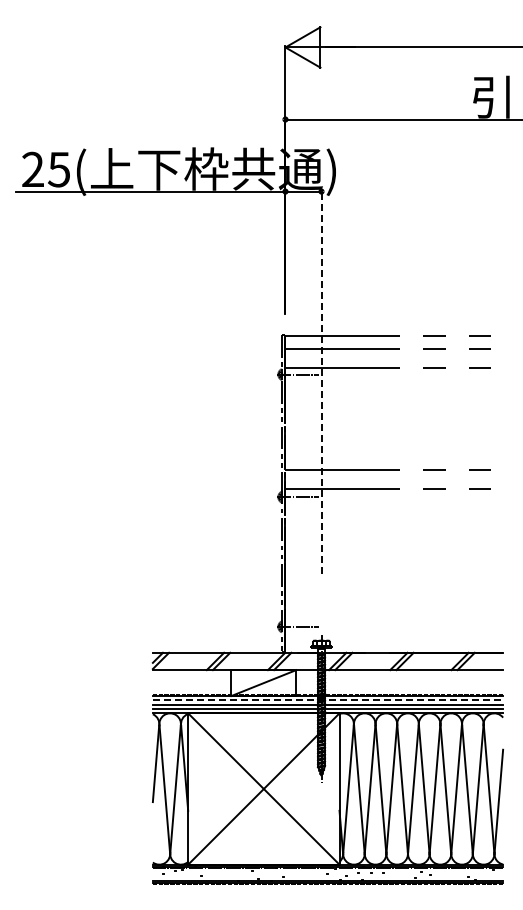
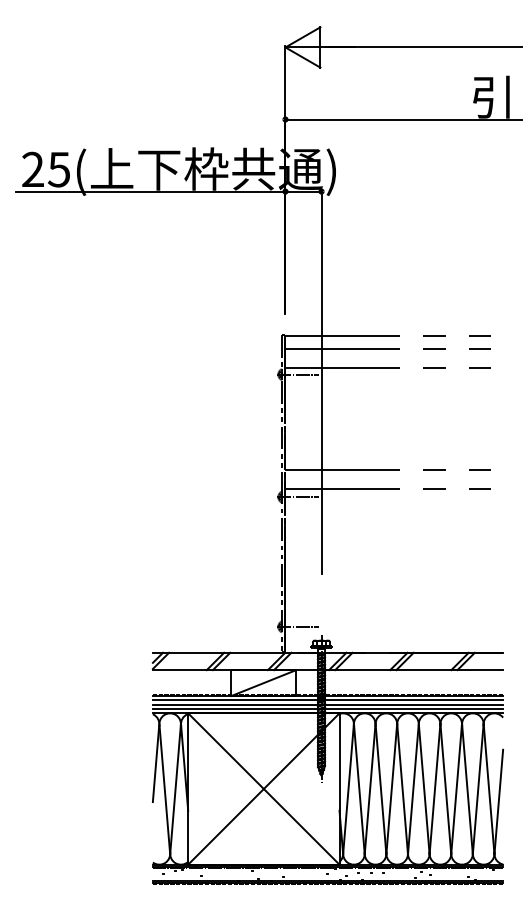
line: dashed -> solid (321, 381)
line: dashed -> solid (328, 700)
